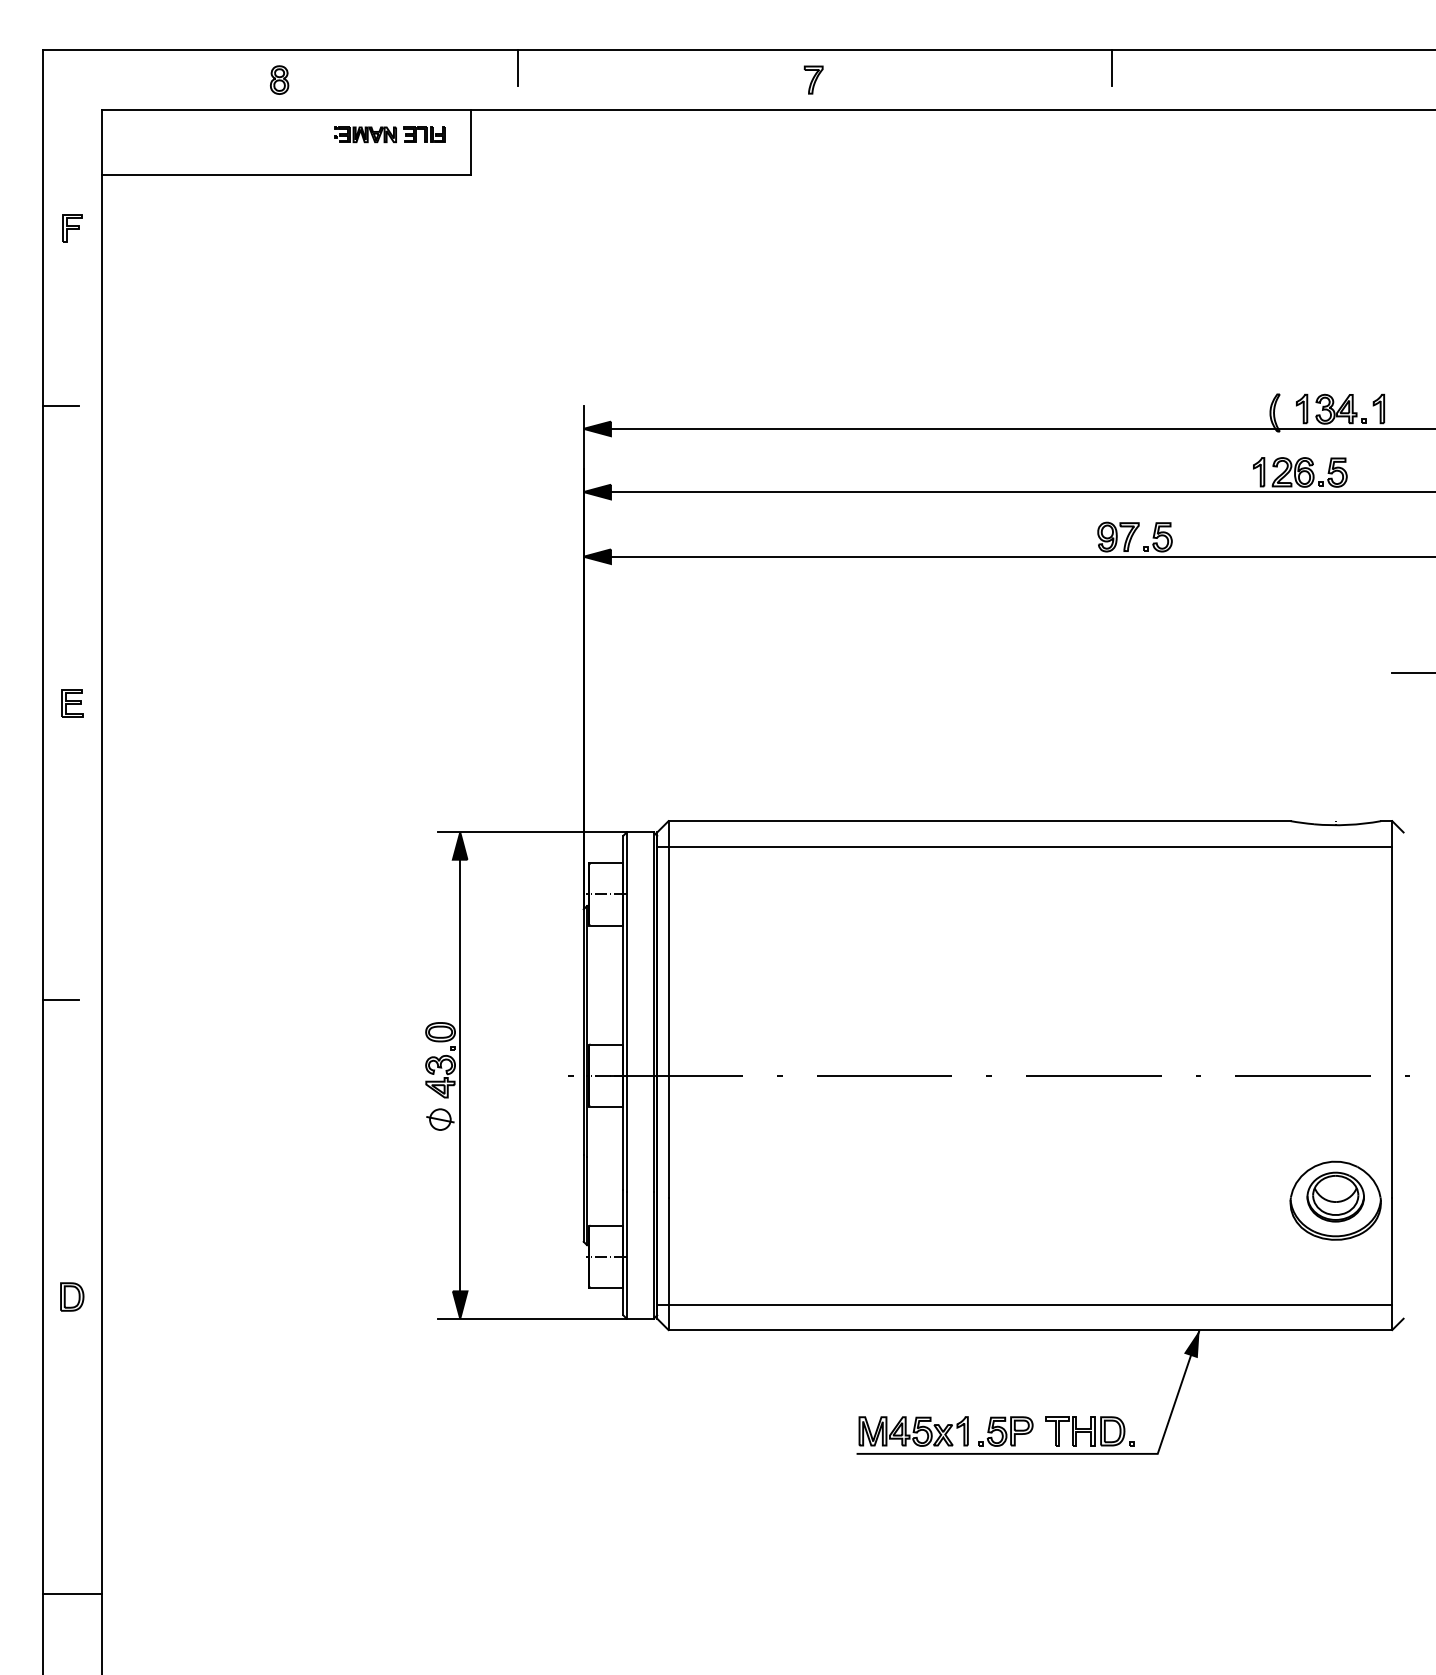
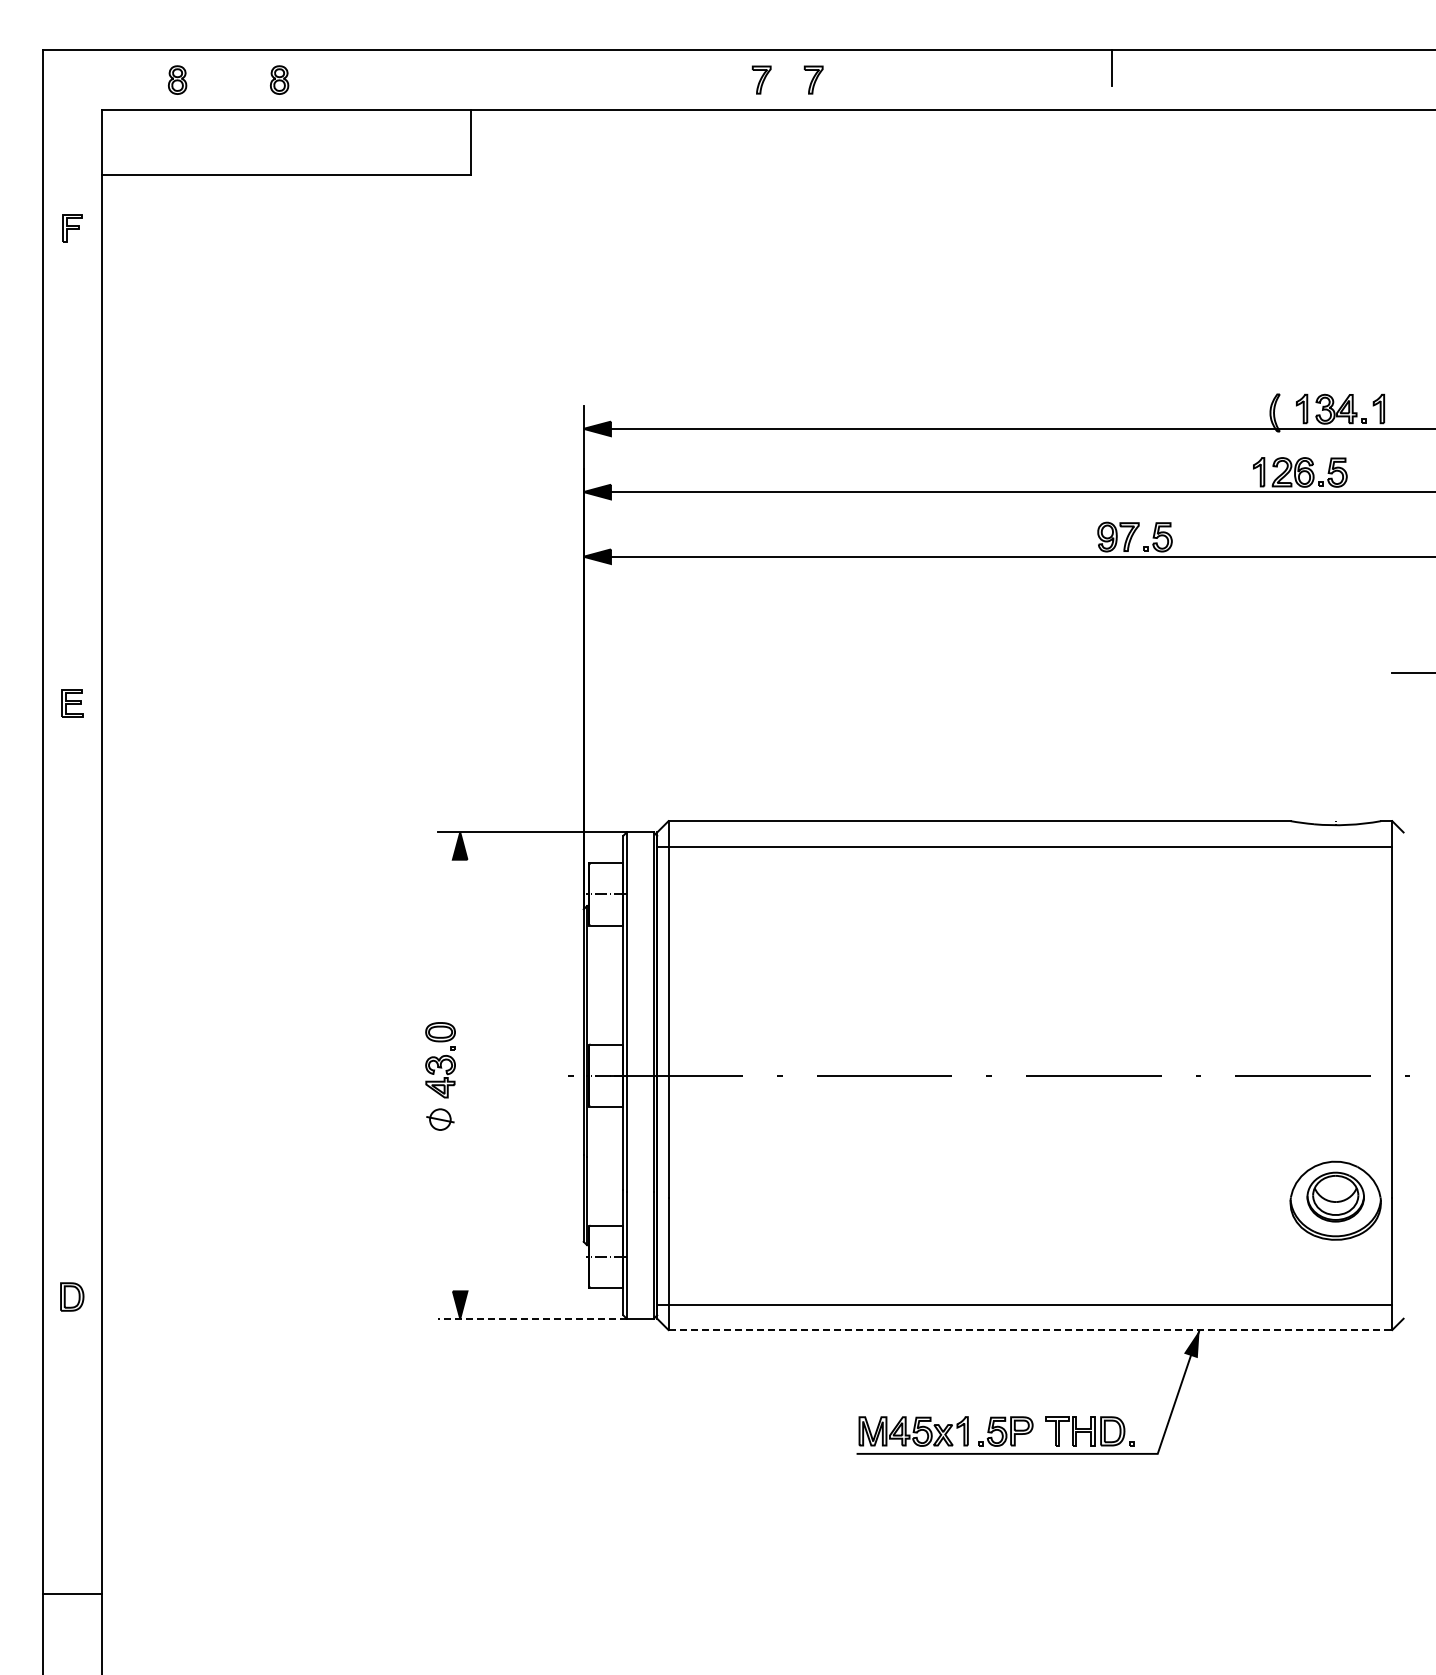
line: present -> none (518, 67)
part: none -> present (177, 79)
part: none -> present (761, 79)
part: present -> none (389, 134)
line: present -> none (60, 406)
line: present -> none (60, 1000)
line: present -> none (460, 1075)
line: solid -> dashed (532, 1318)
line: solid -> dashed (1030, 1330)
